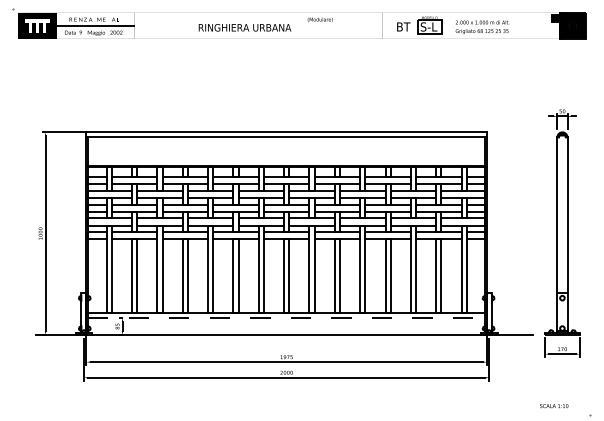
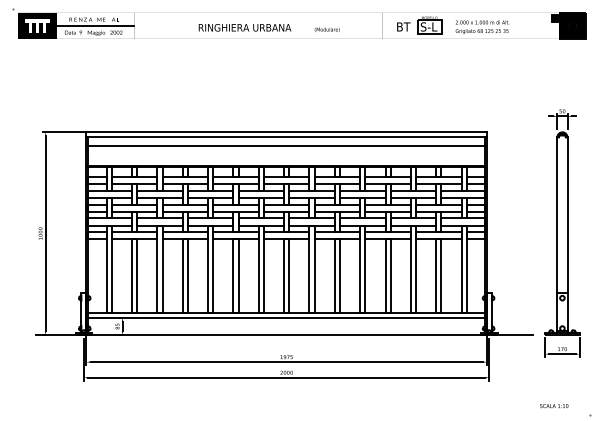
text position: (319, 19) -> (326, 29) (326, 29)
line: none -> present (286, 146)
line: dashed -> solid (286, 317)
